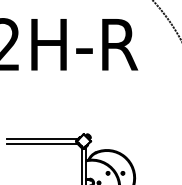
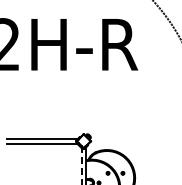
line: solid -> dashed (81, 166)
